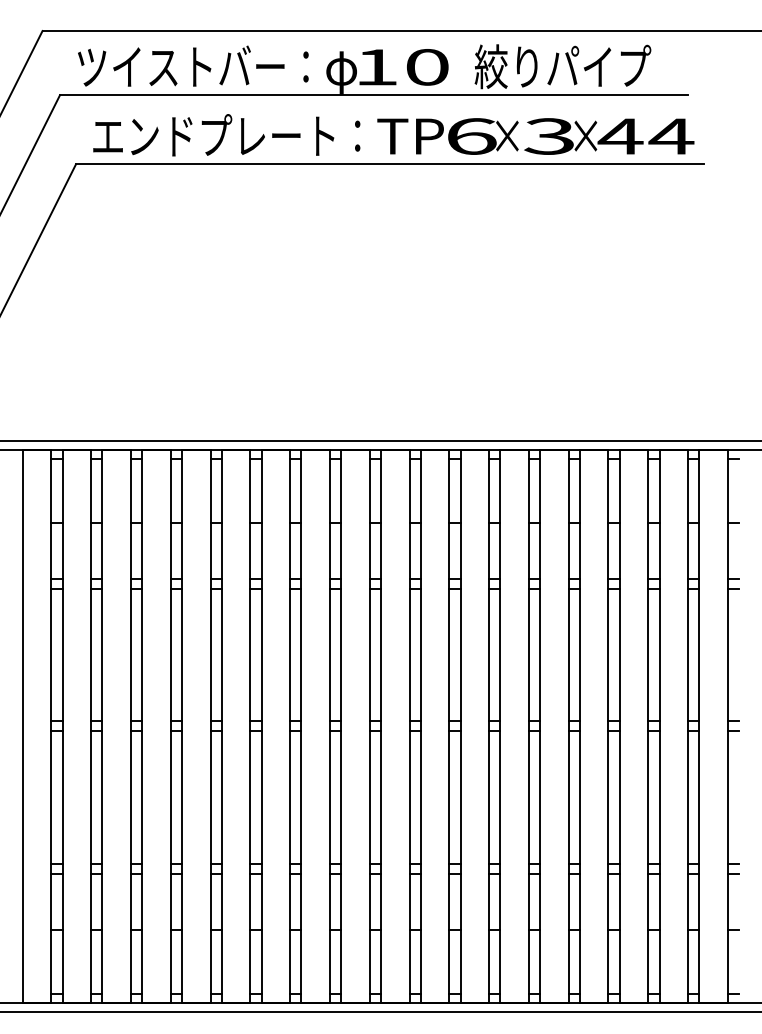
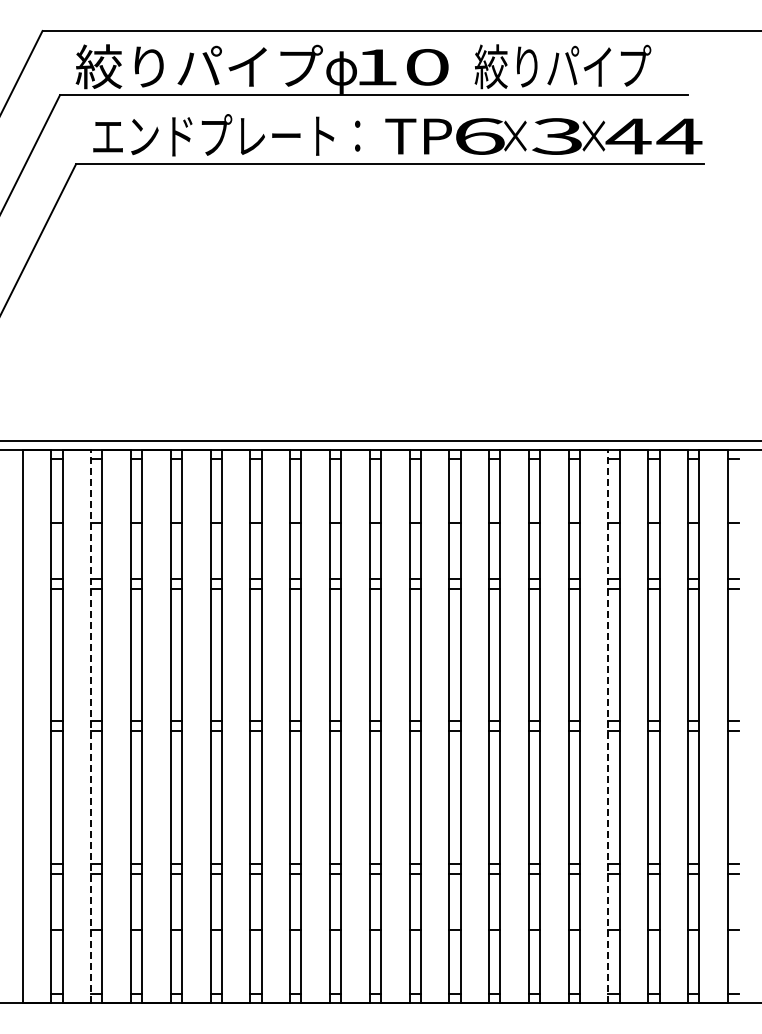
text: ツイストバー： -> 絞りパイプ (198, 66)
text position: (535, 136) -> (543, 136) (543, 136)
line: solid -> dashed (91, 726)
line: solid -> dashed (608, 726)
line: present -> none (380, 1011)
